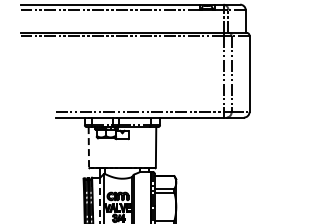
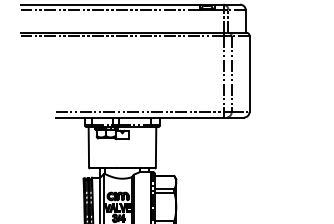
line: dashed -> solid (88, 147)
line: dashed -> solid (99, 200)
